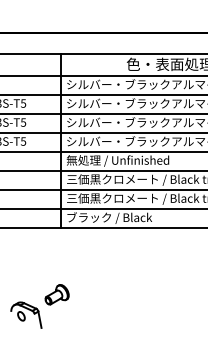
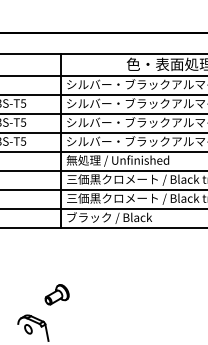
part position: (26, 314) -> (33, 327) (33, 327)
